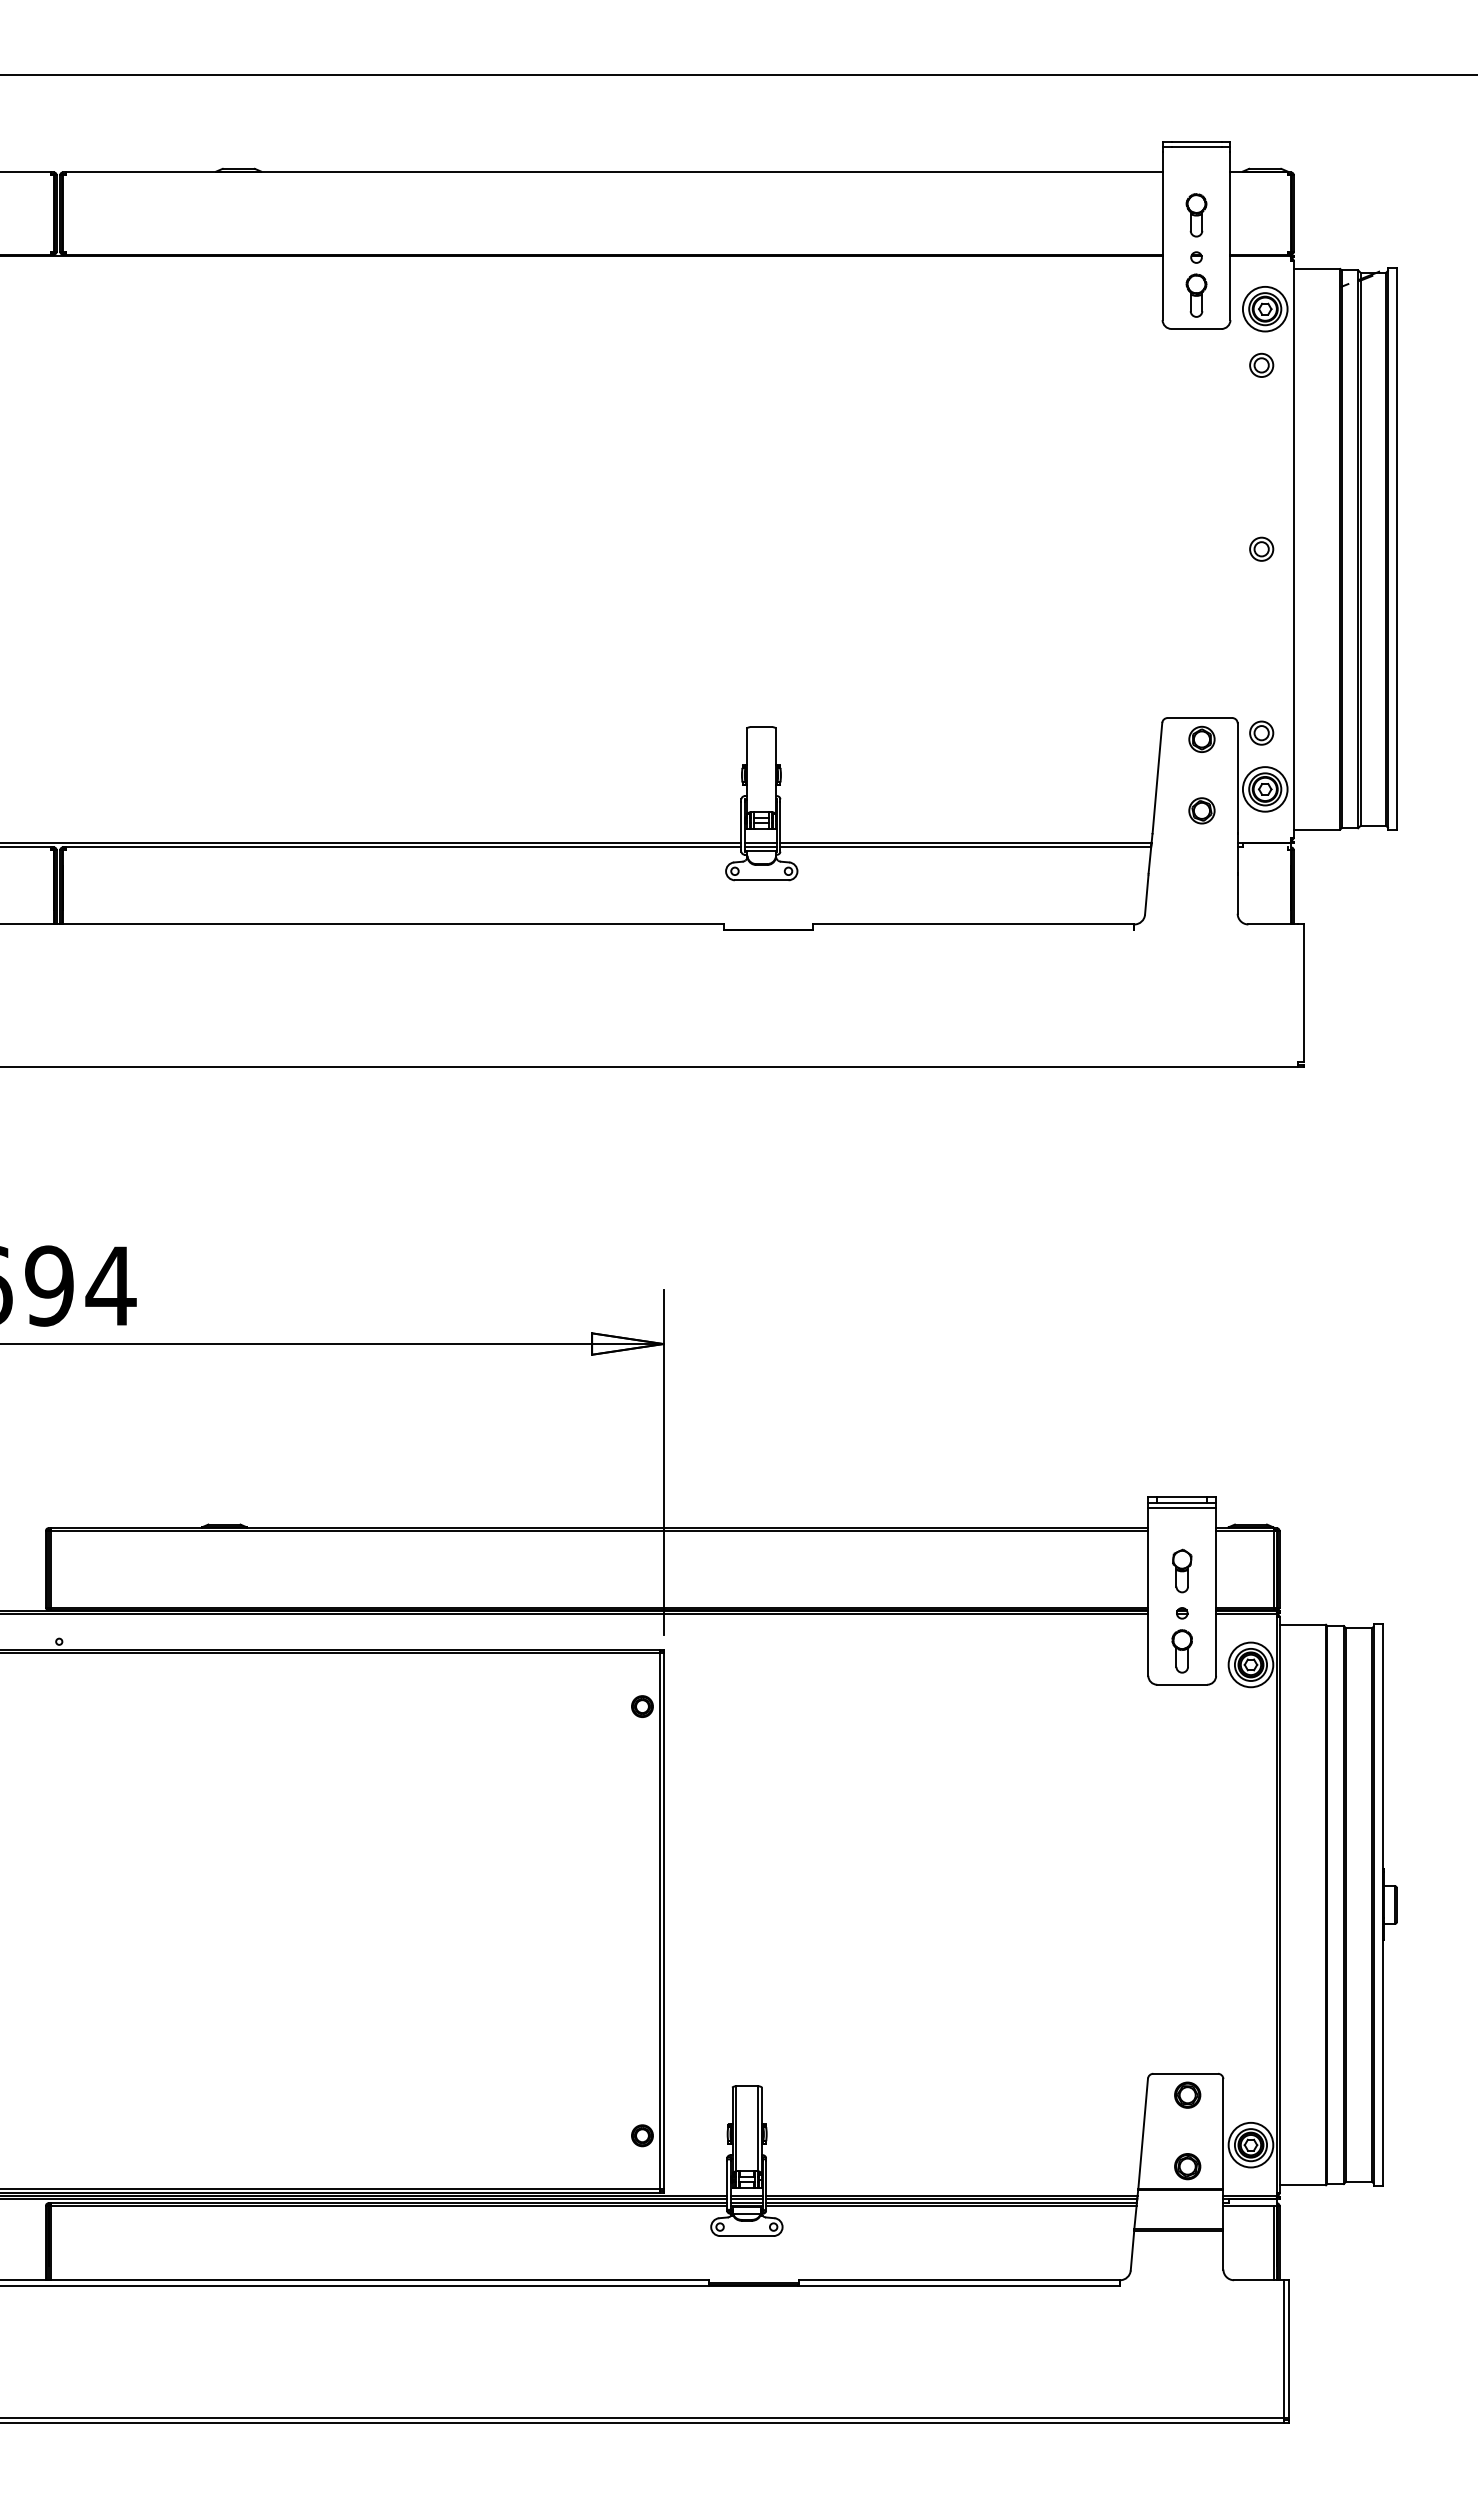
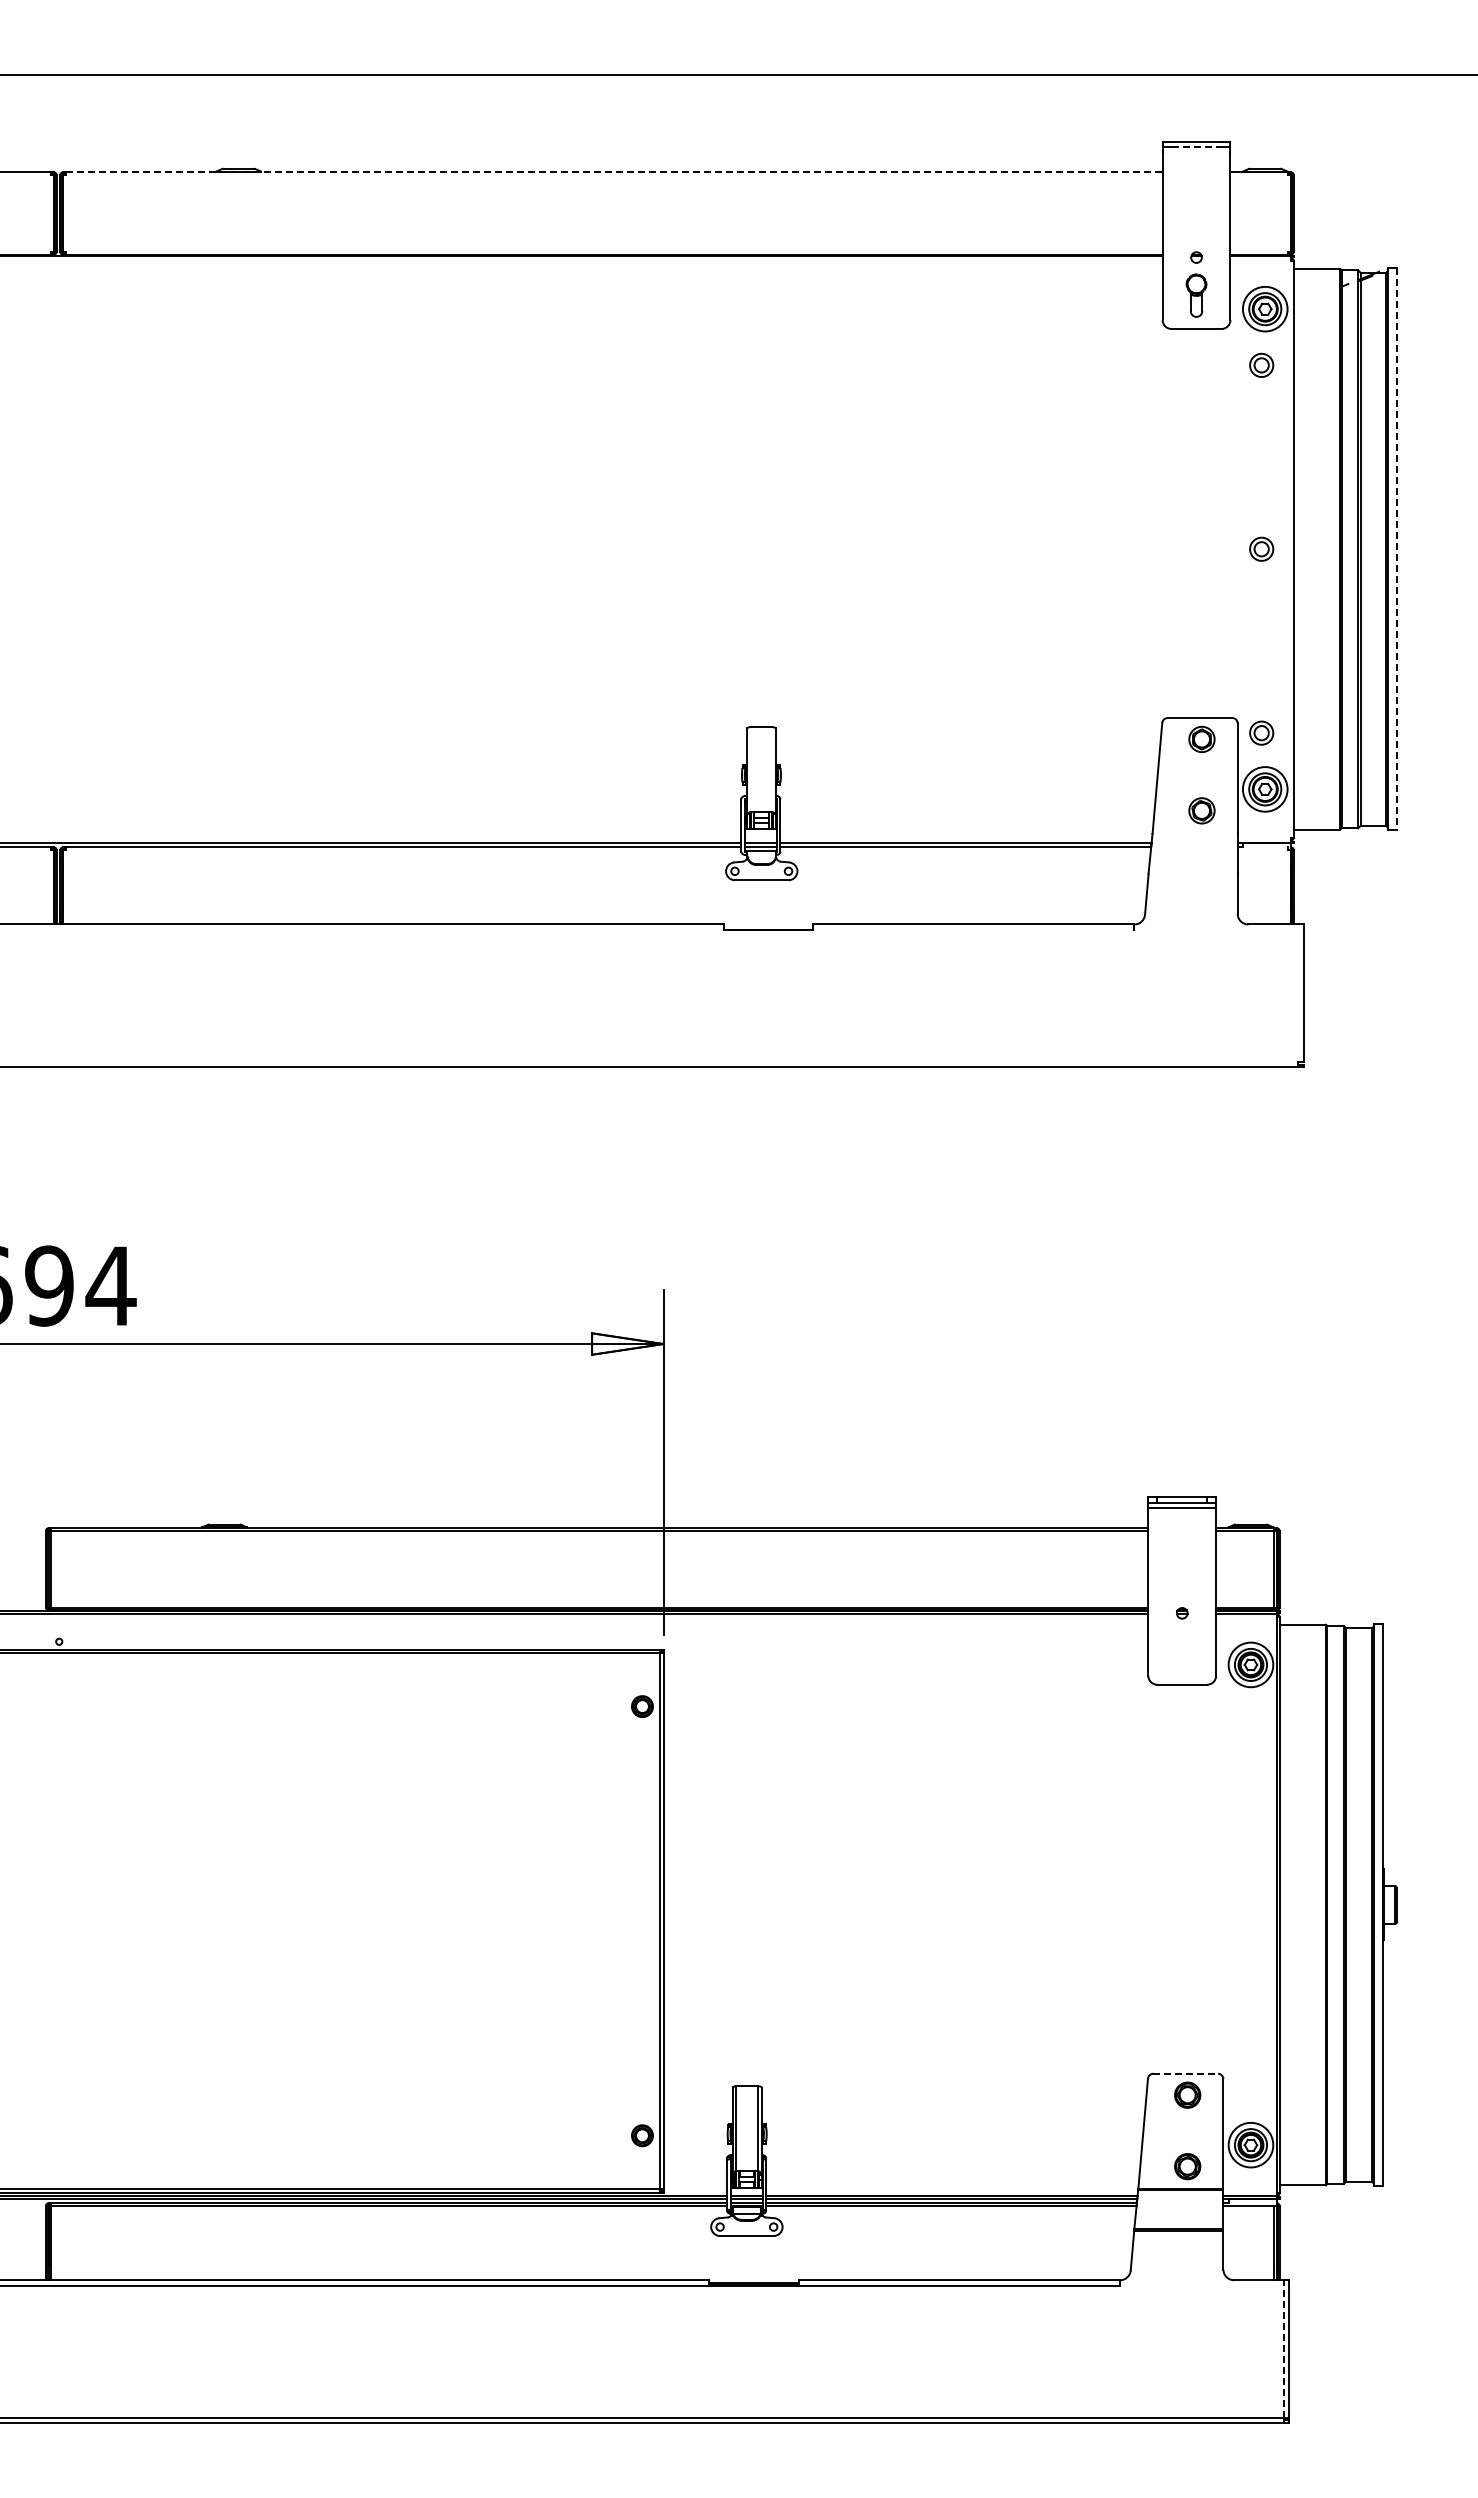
line: solid -> dashed (1196, 146)
line: solid -> dashed (614, 172)
part: present -> none (1196, 215)
line: solid -> dashed (1396, 549)
part: present -> none (1182, 1570)
part: present -> none (1181, 1651)
line: solid -> dashed (1186, 2073)
line: solid -> dashed (1284, 2348)
